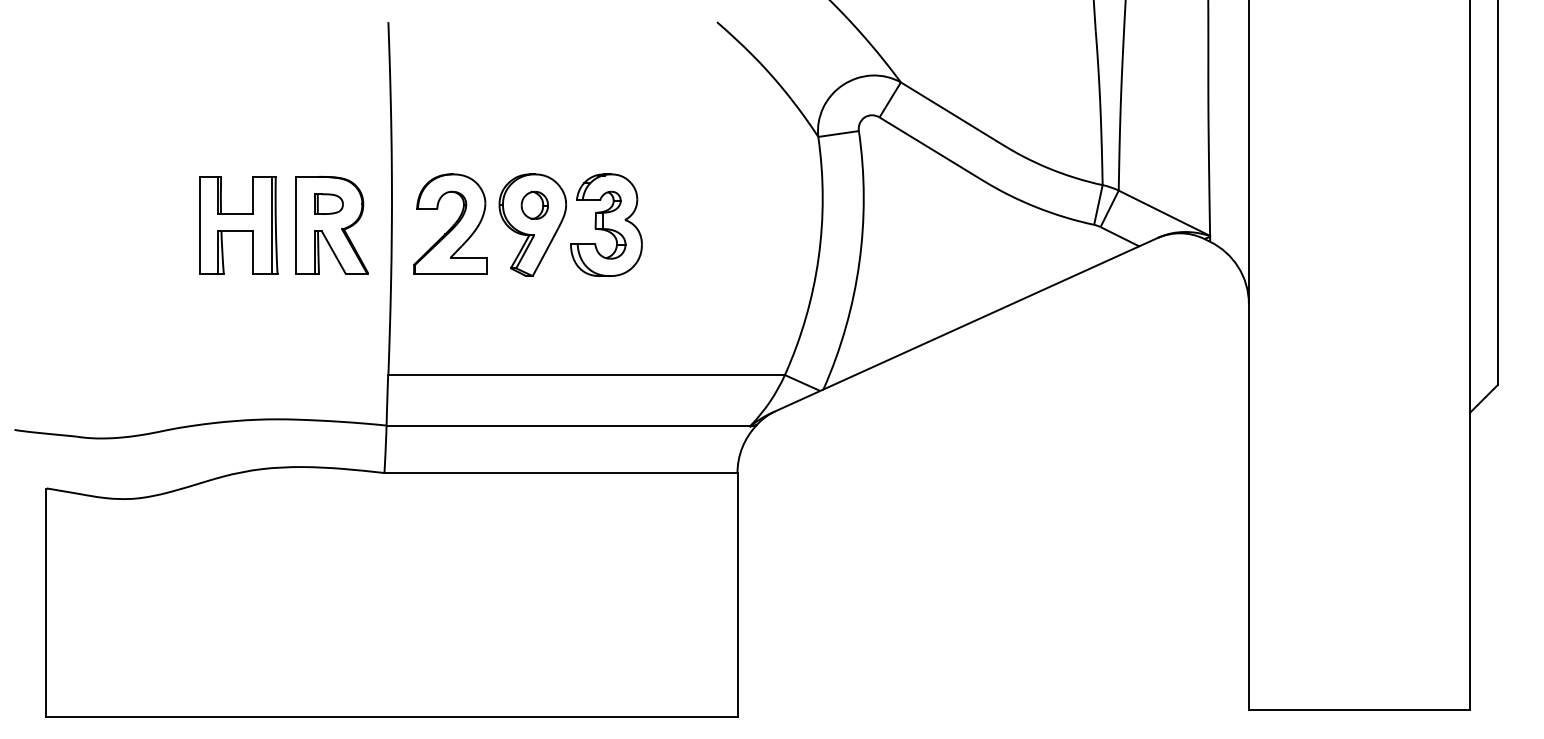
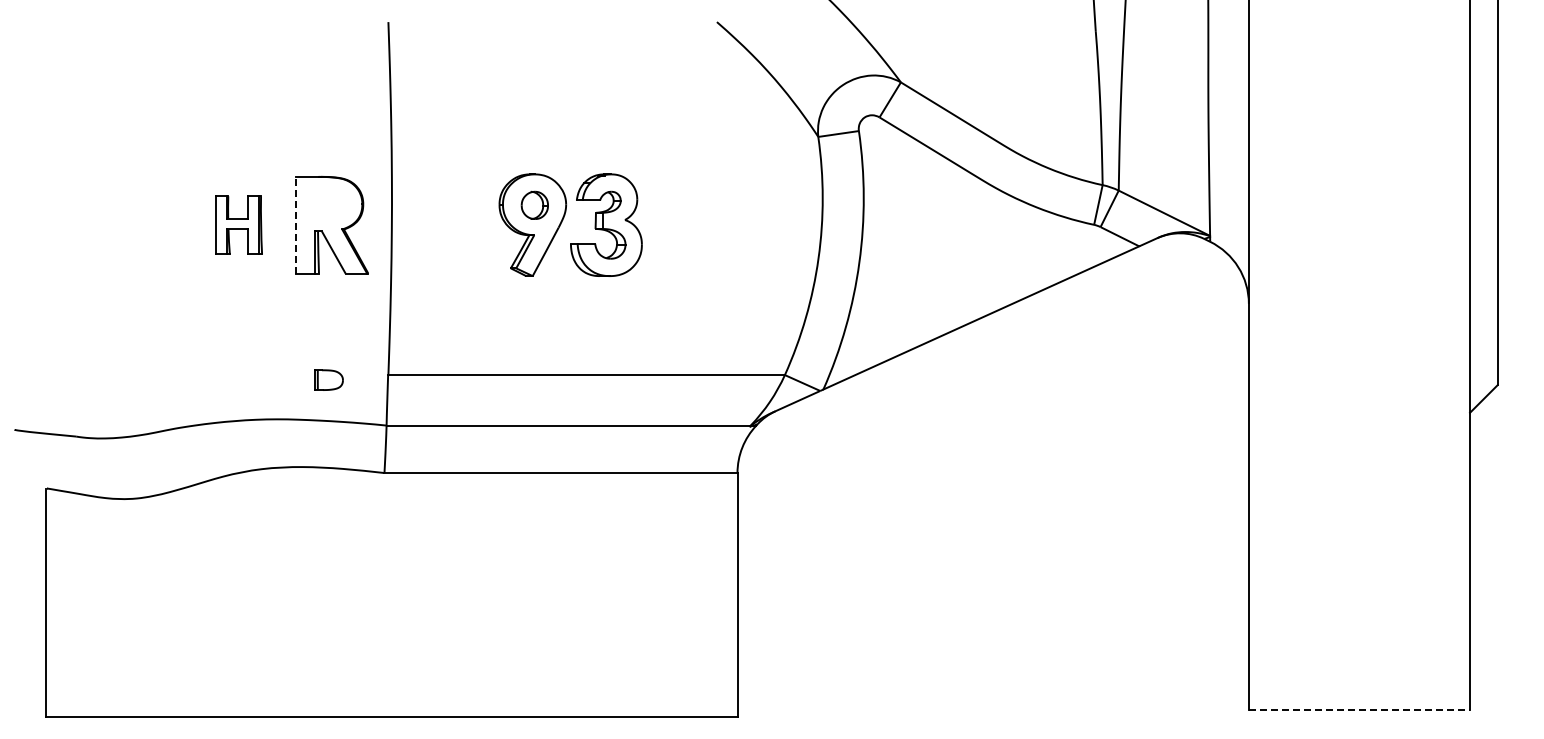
part position: (328, 203) -> (328, 379) (328, 379)
part: present -> none (450, 223)
line: solid -> dashed (296, 224)
part size: 80x99 px -> 48x60 px (238, 224)
line: solid -> dashed (1359, 709)
